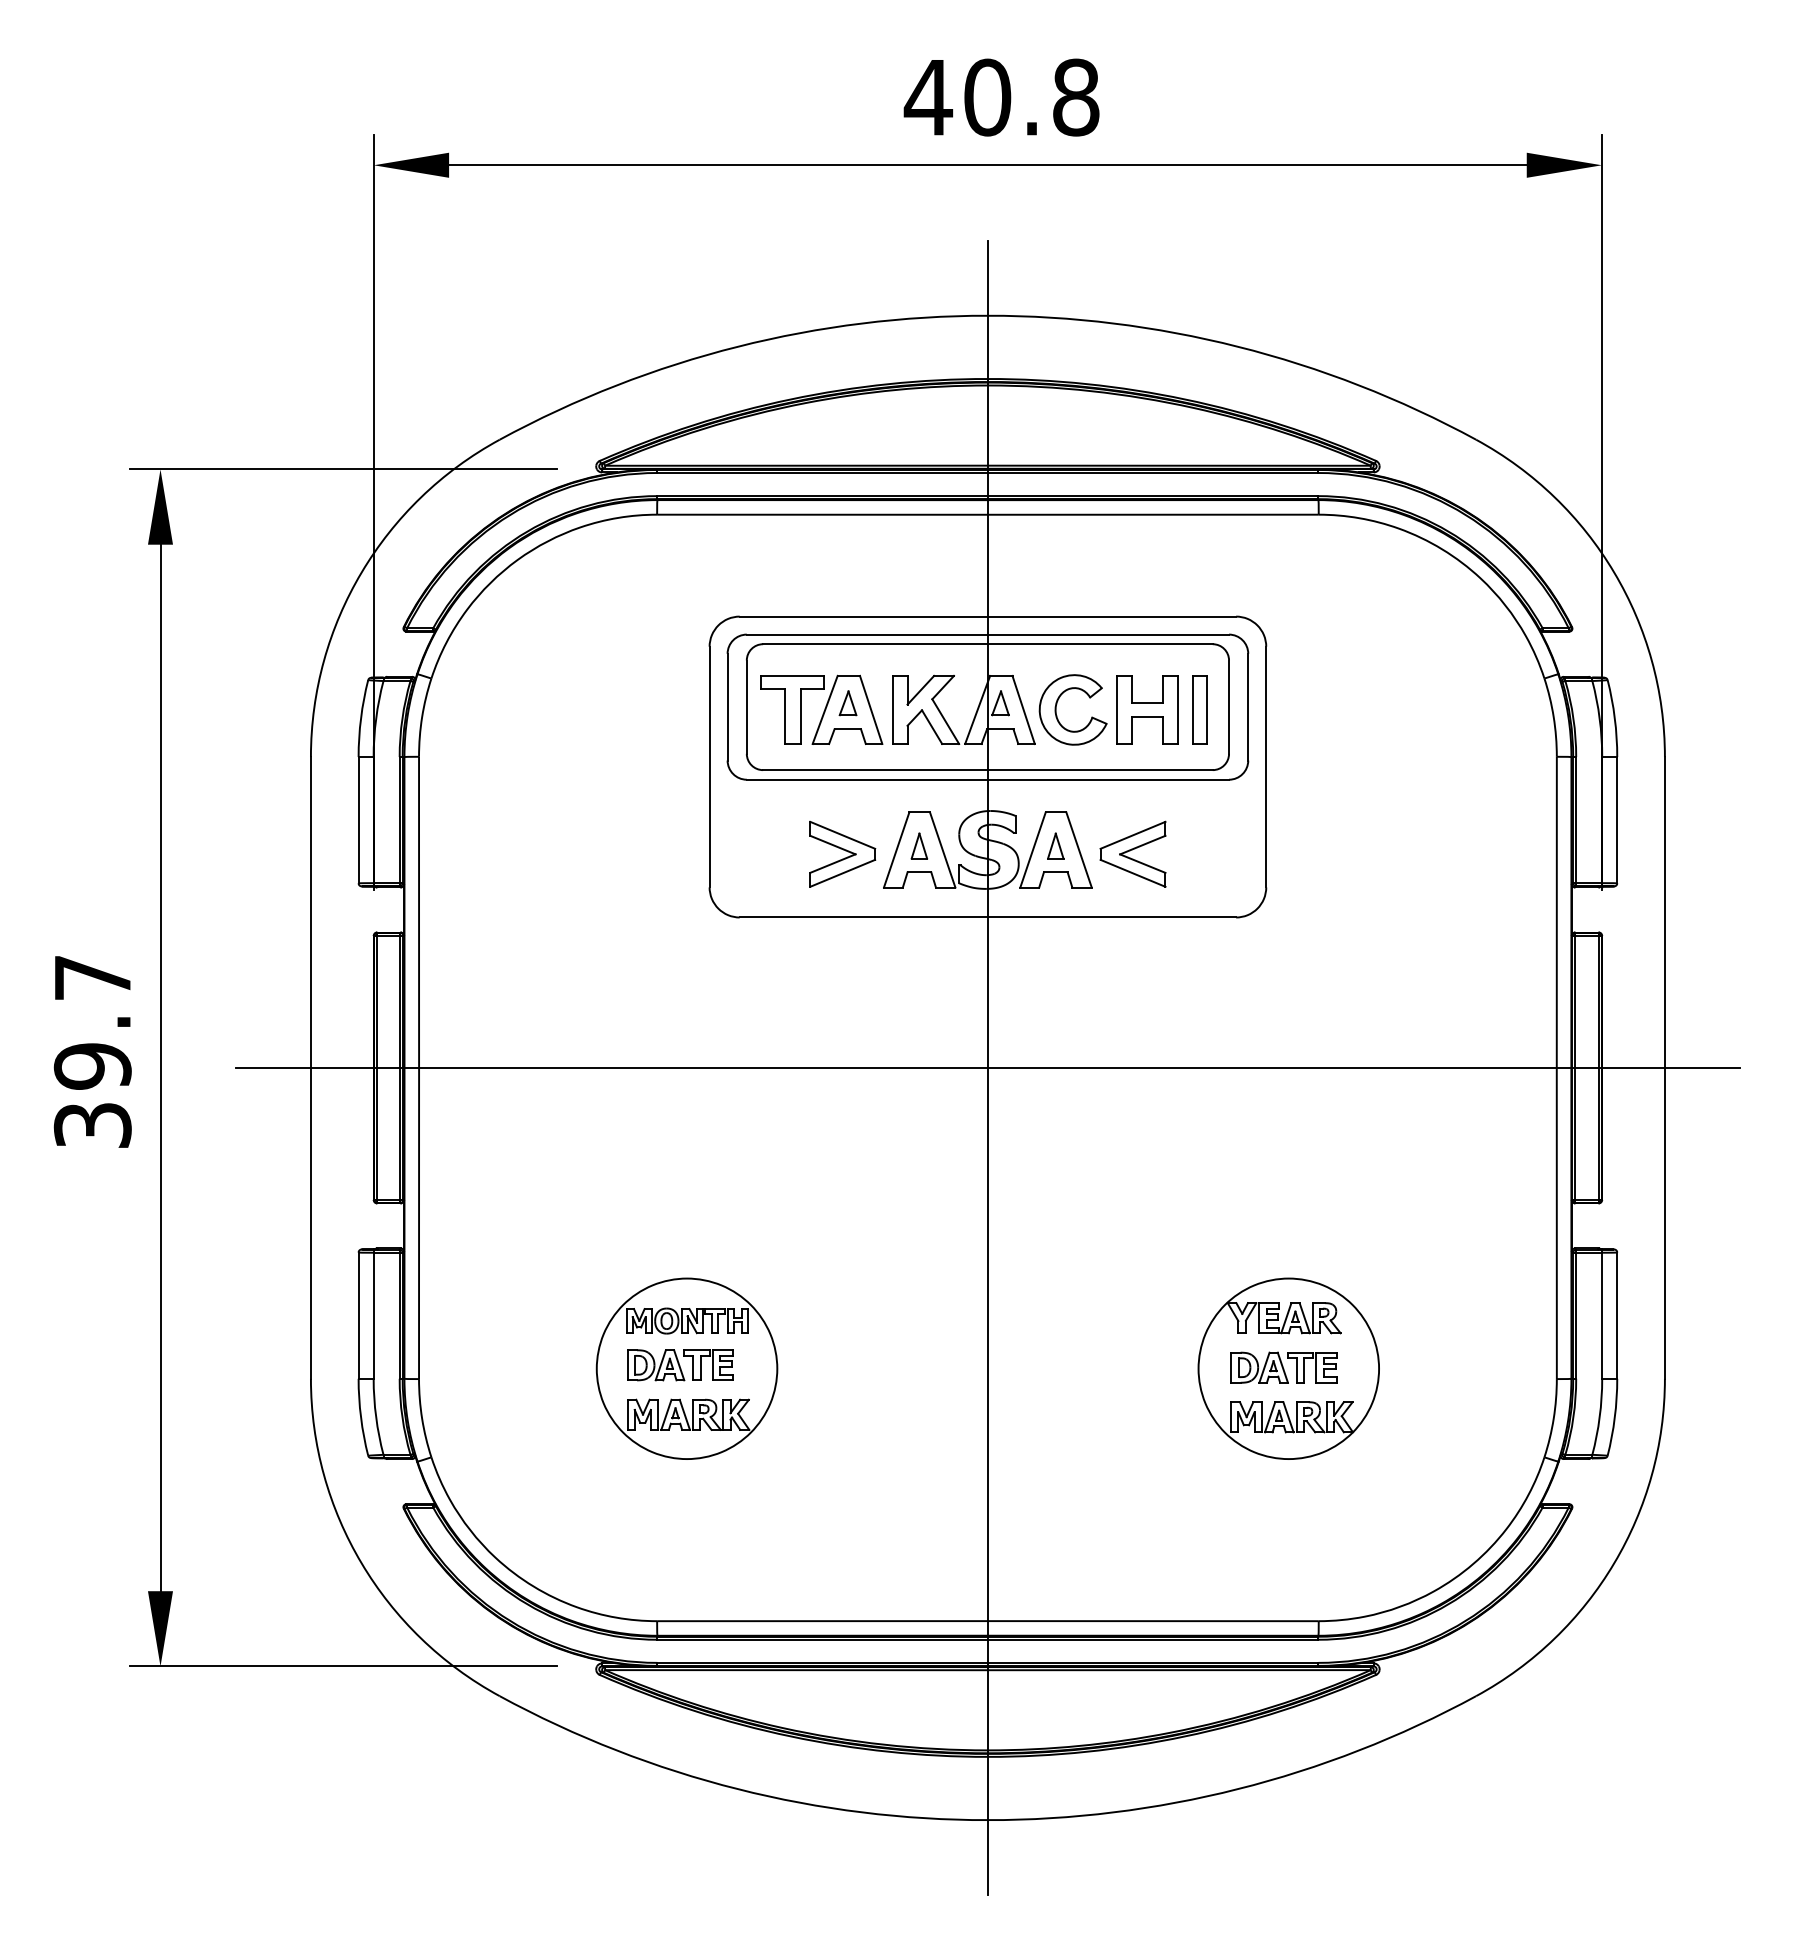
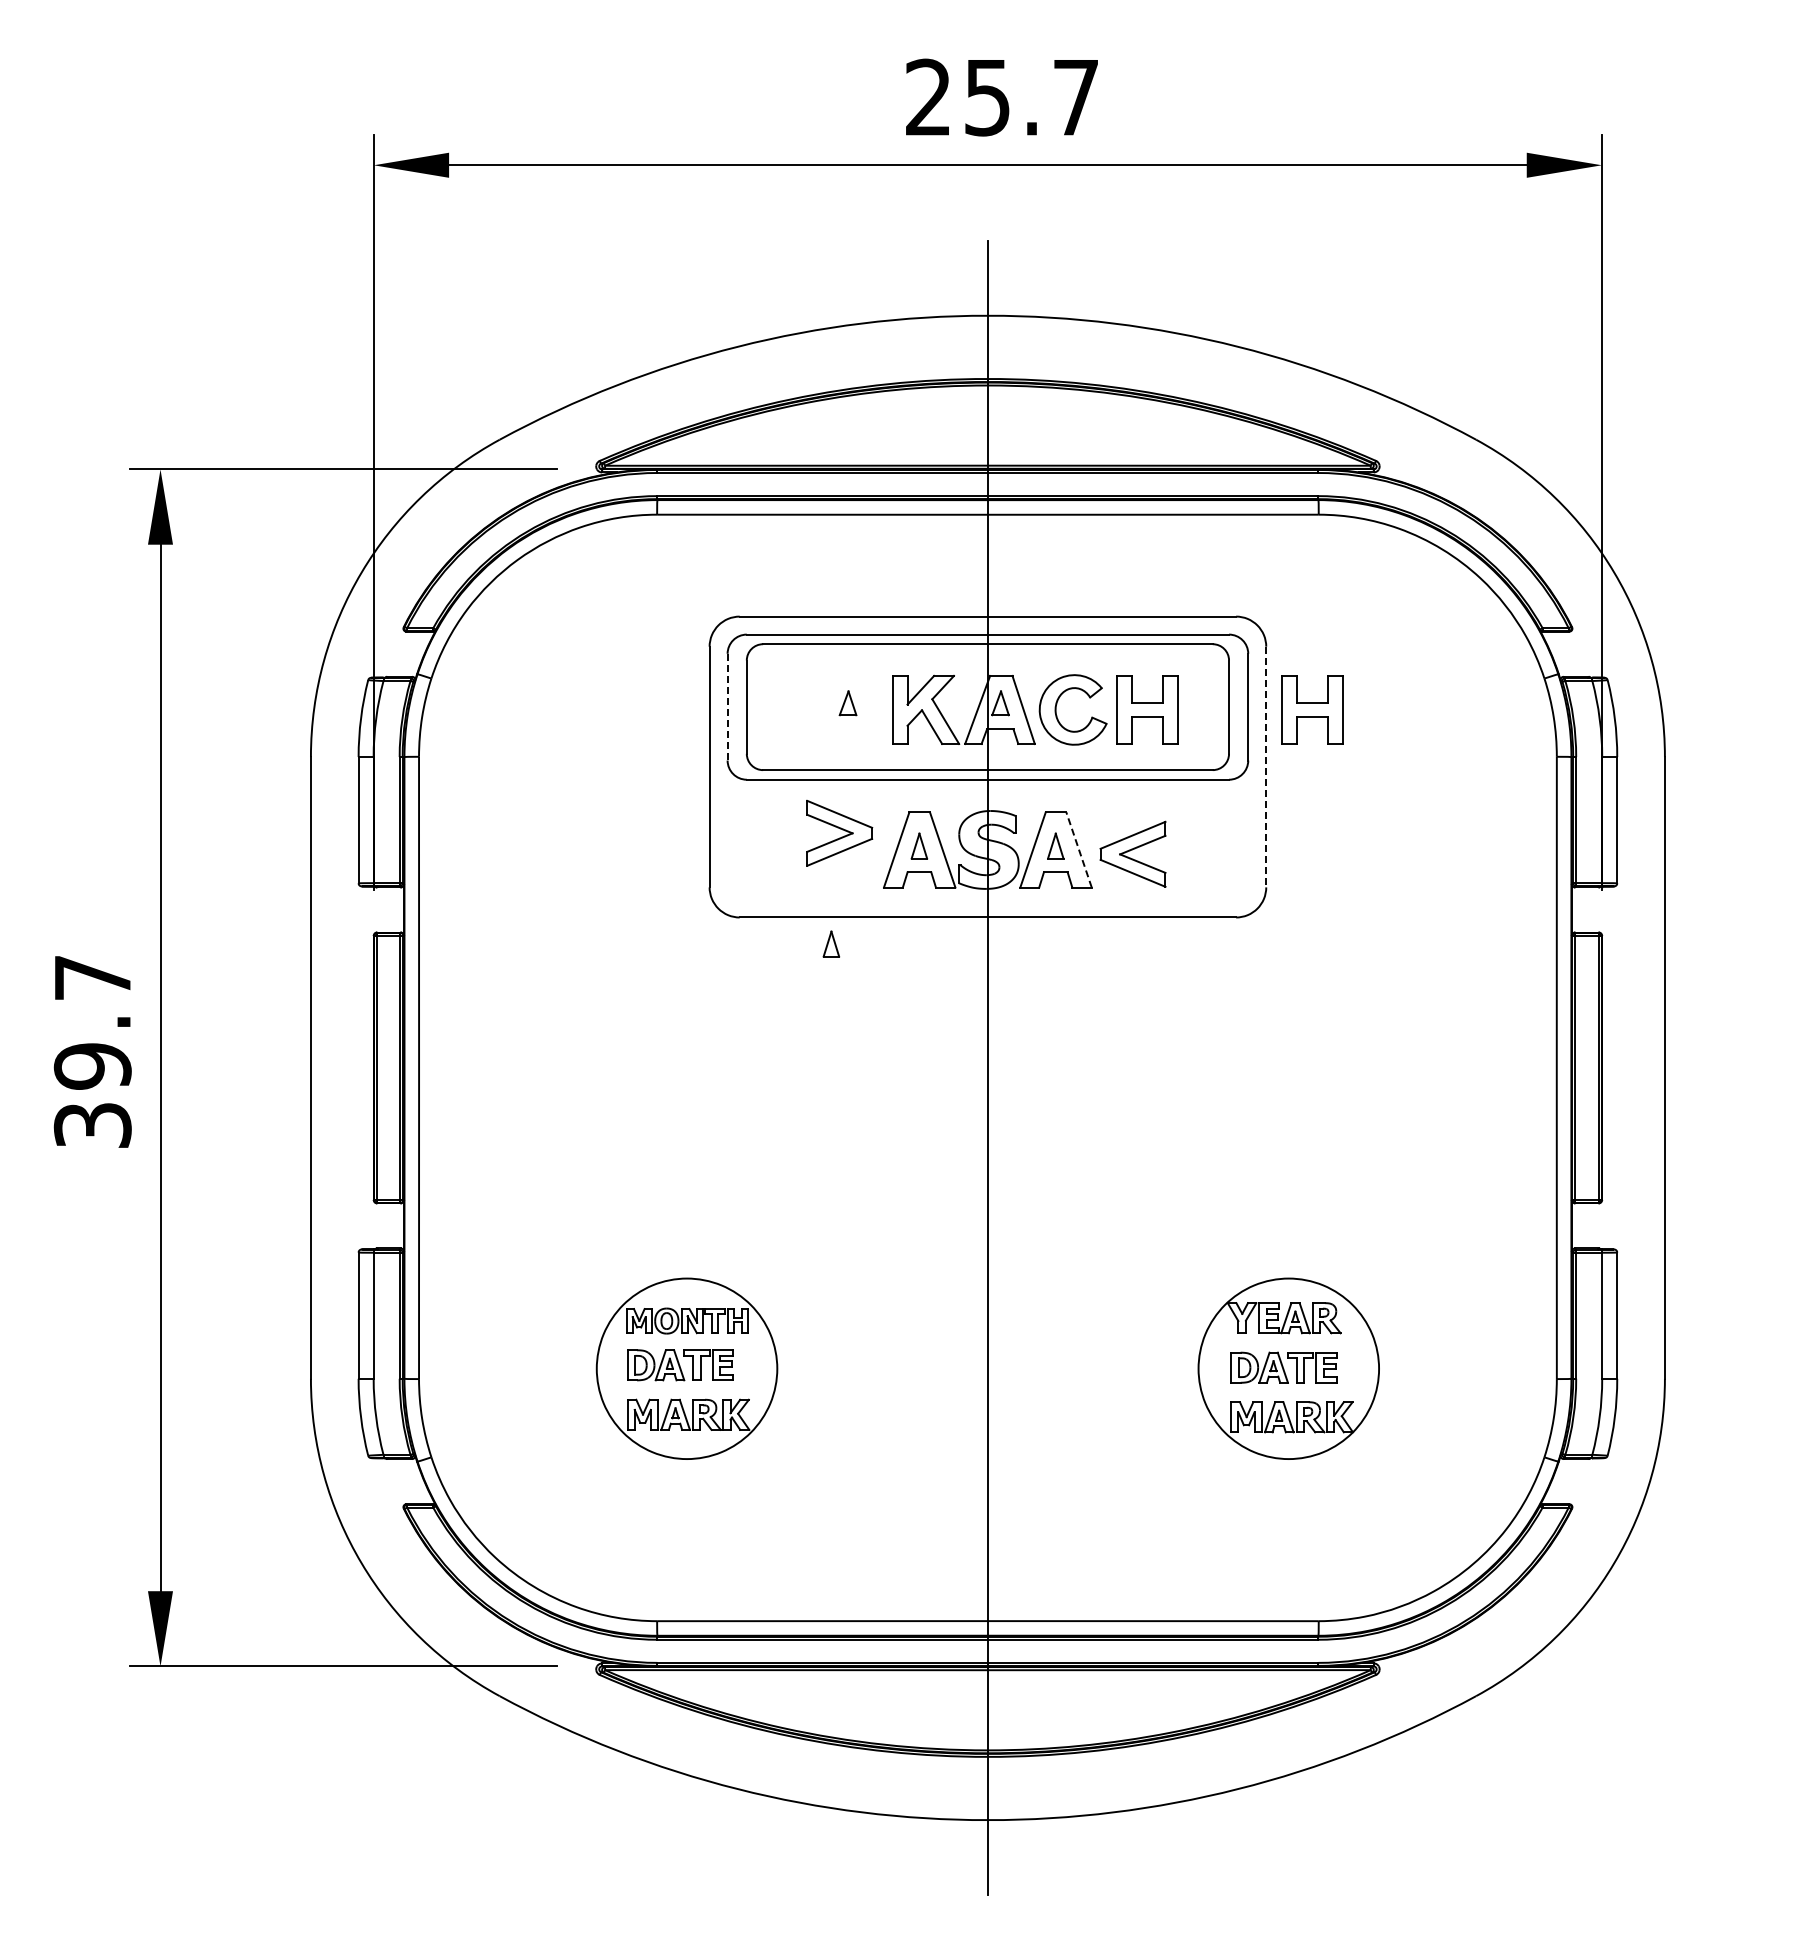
text: 40.8 -> 25.7 (1001, 97)
line: solid -> dashed (727, 707)
part: present -> none (821, 709)
part: present -> none (1199, 709)
part: none -> present (1312, 709)
line: solid -> dashed (1266, 767)
line: solid -> dashed (1079, 849)
part position: (842, 854) -> (839, 833) (839, 833)
part: none -> present (831, 943)
line: present -> none (987, 1067)
